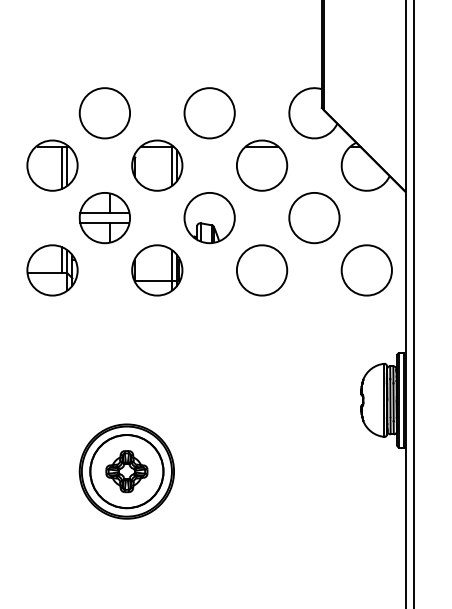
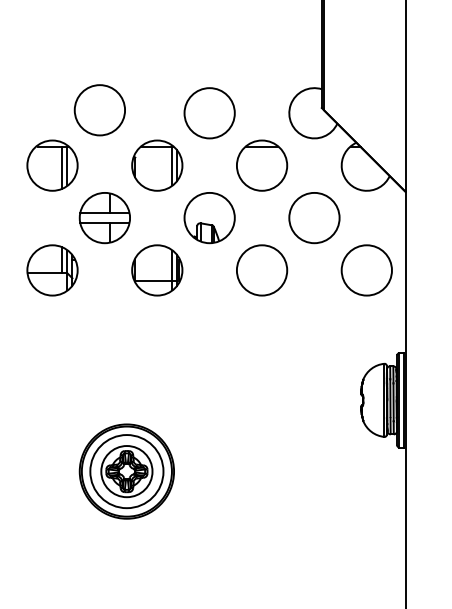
circle position: (104, 113) -> (99, 110) (99, 110)
line: present -> none (413, 303)
circle diameter: 73 px -> 51 px (126, 471)
